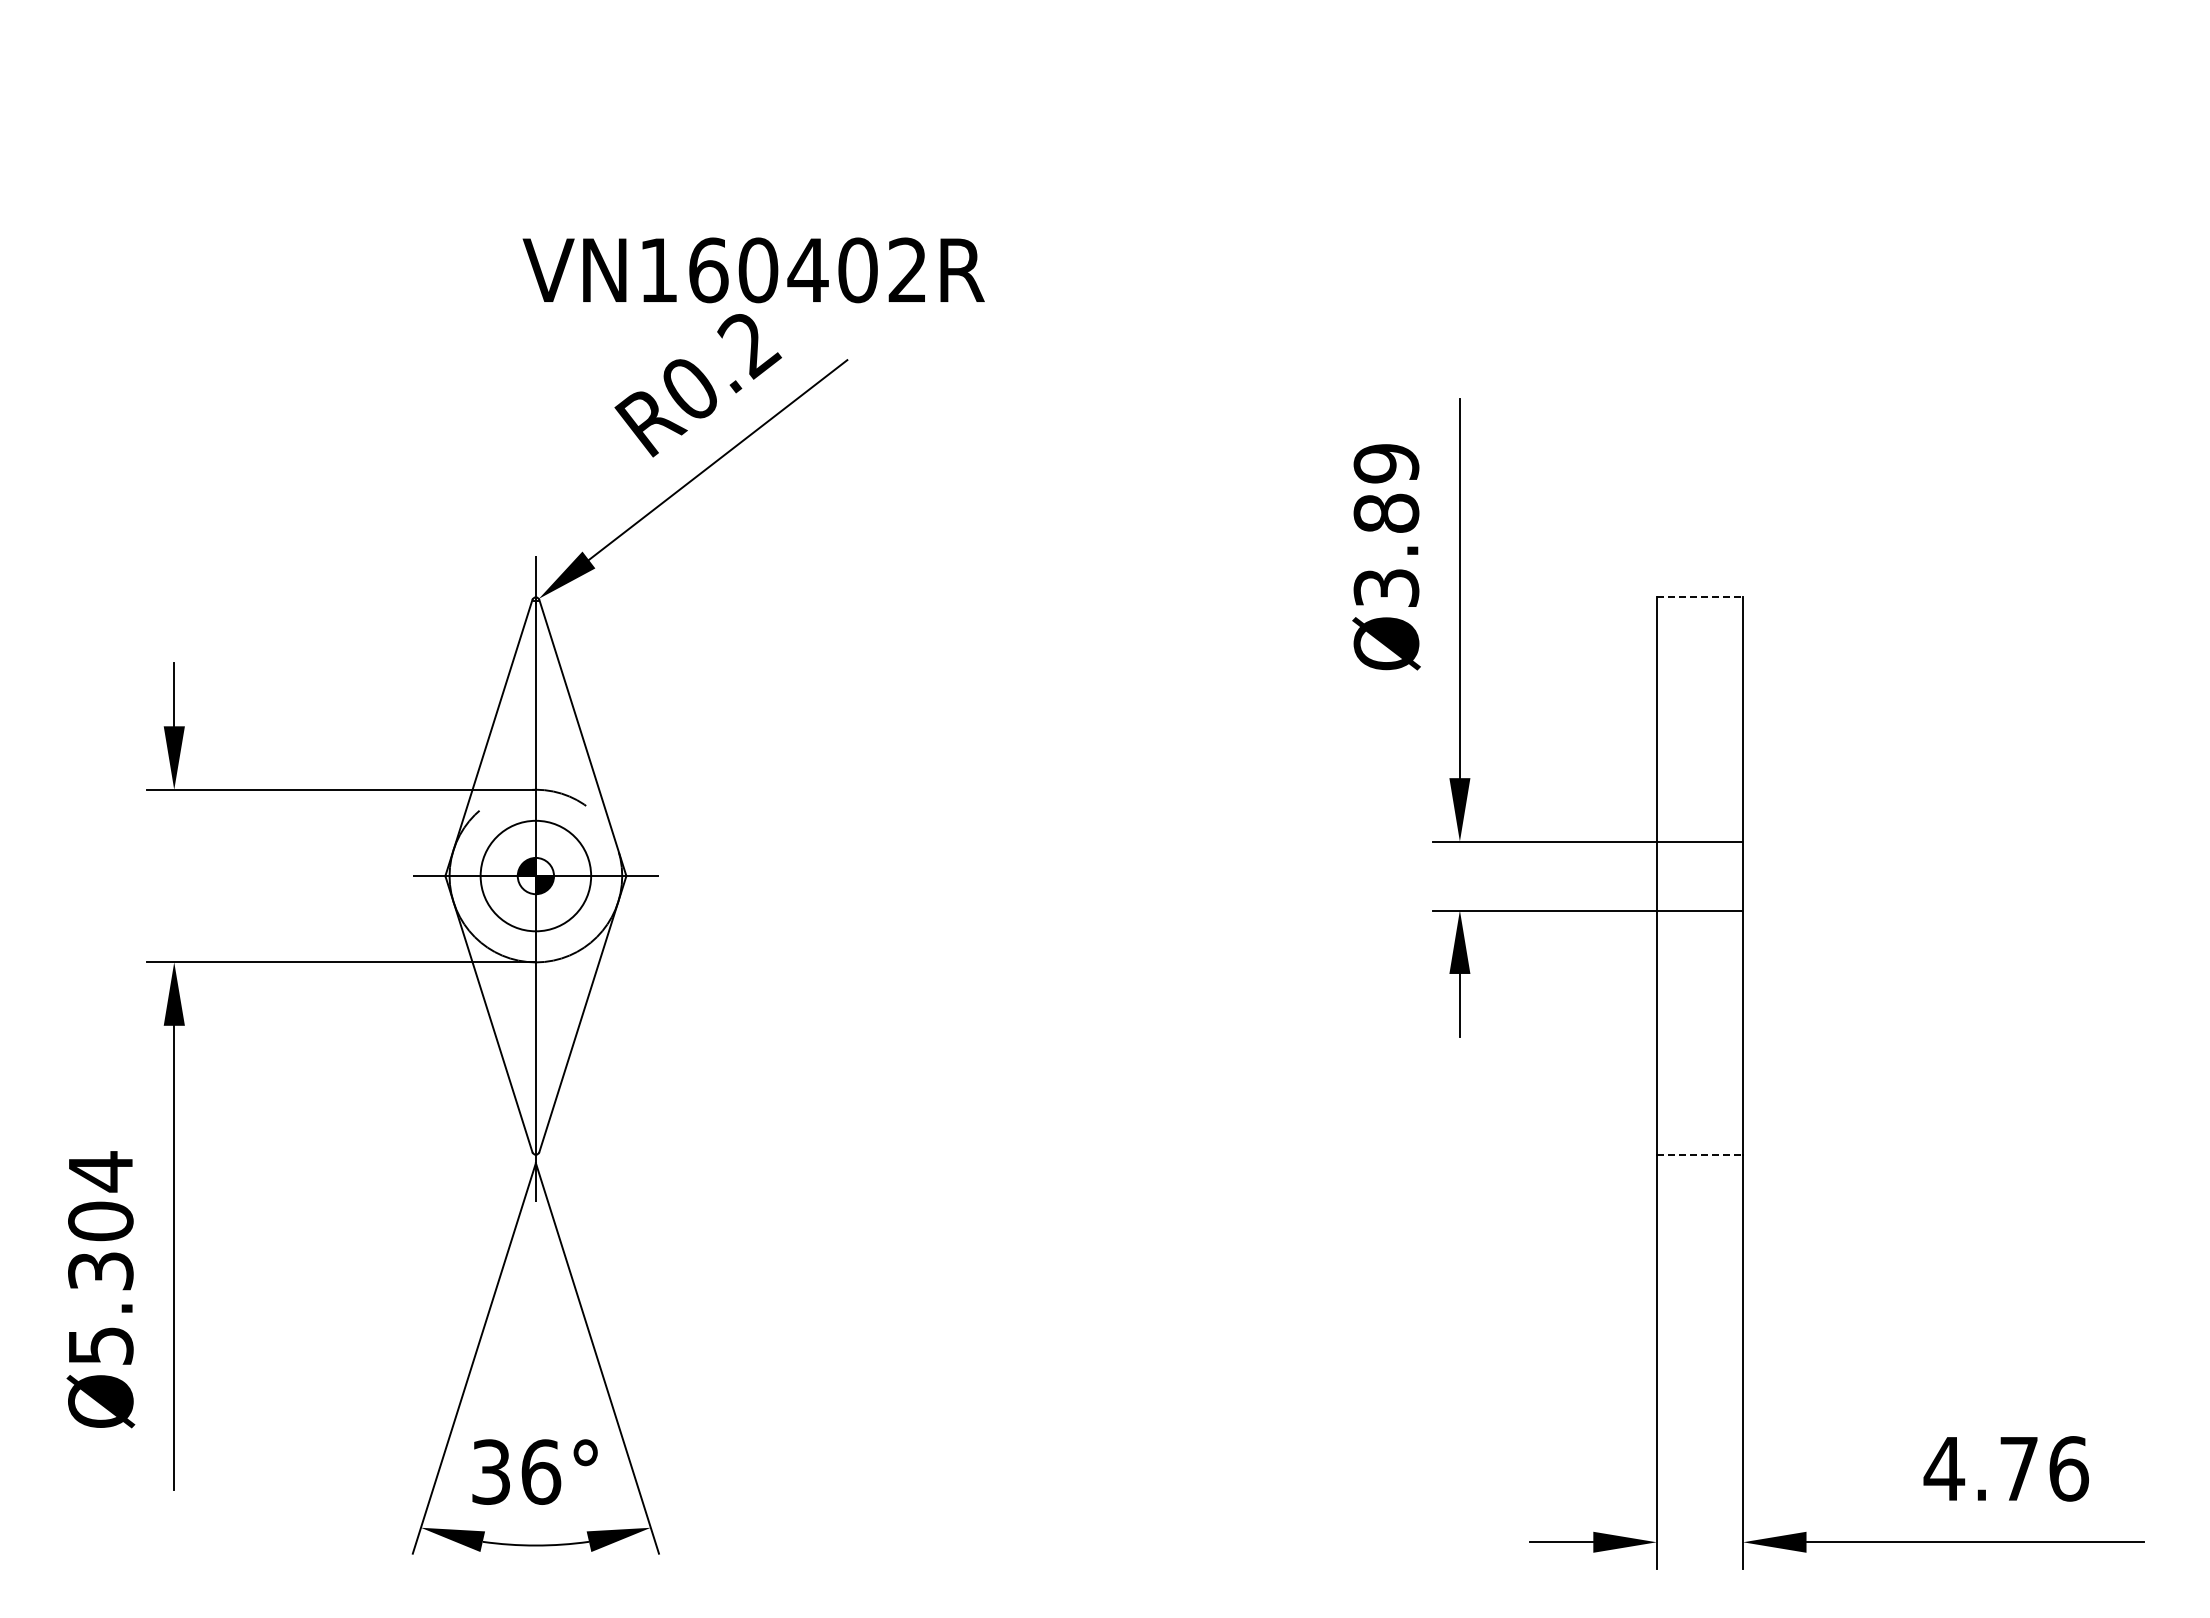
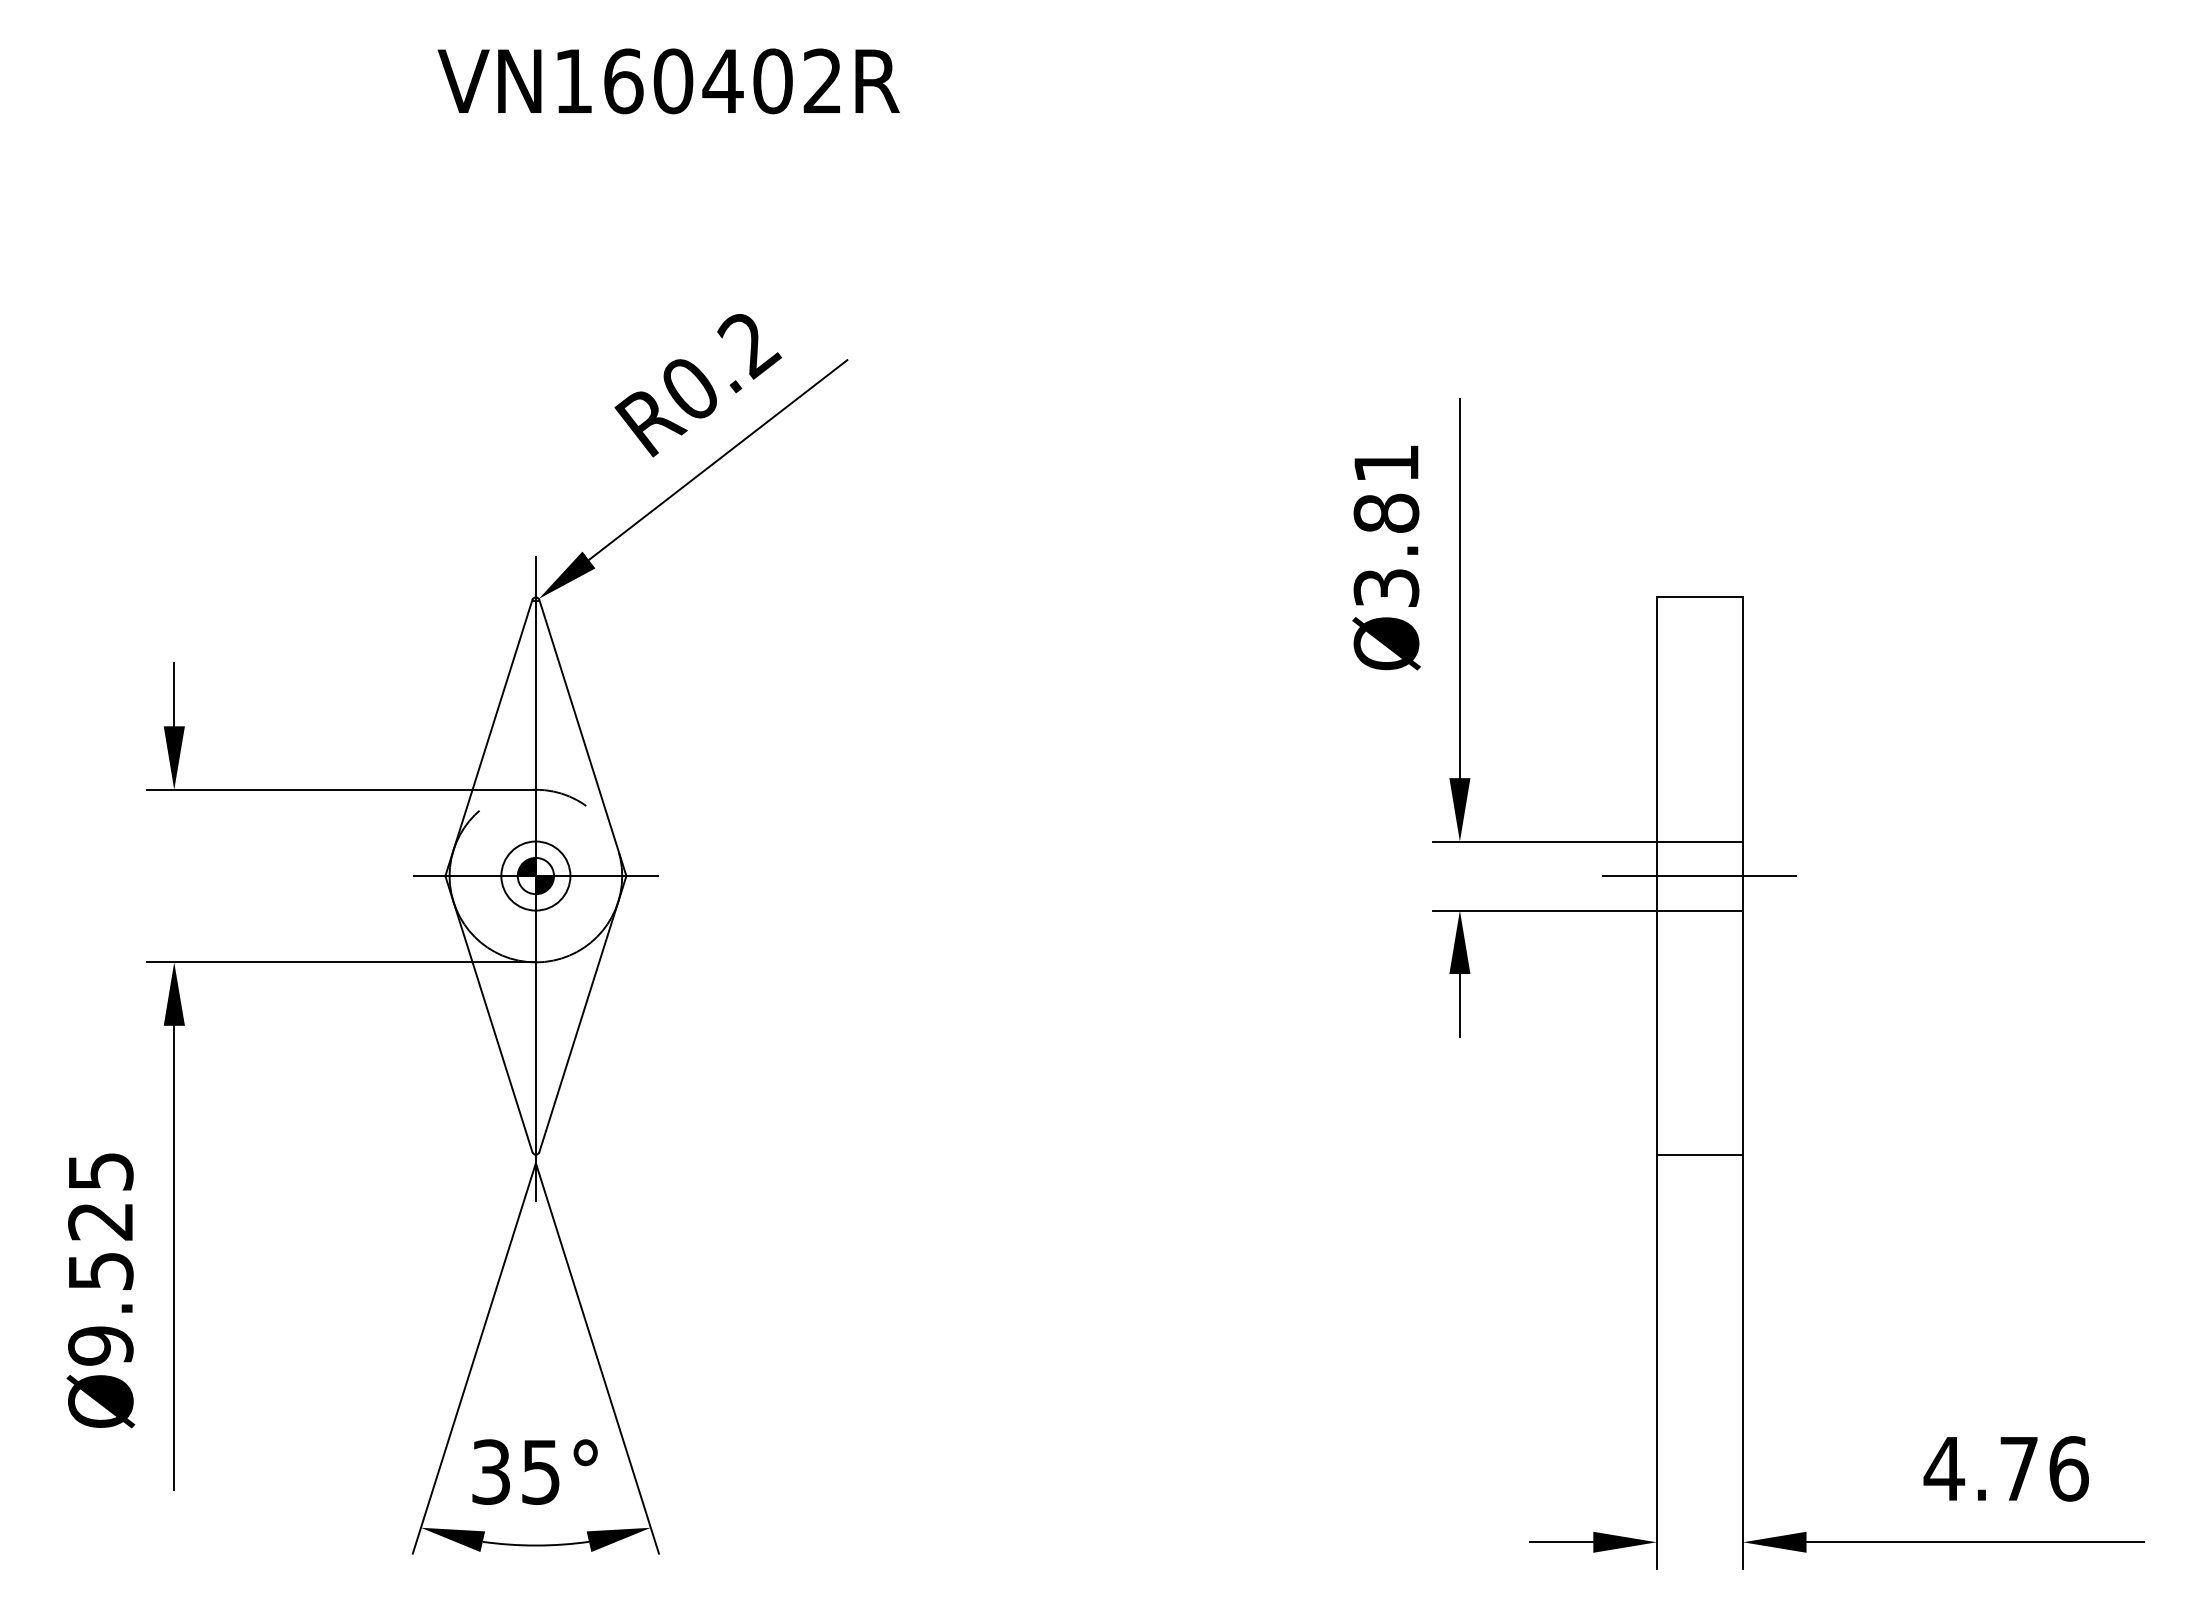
text position: (753, 270) -> (668, 81) (668, 81)
text: Ø3.89 -> Ø3.81 (1386, 463)
line: dashed -> solid (1700, 597)
circle diameter: 111 px -> 69 px (535, 875)
line: none -> present (1699, 876)
line: dashed -> solid (1700, 1154)
text: Ø5.304 -> Ø9.525 (100, 1258)
text: 36° -> 35° (541, 1471)
